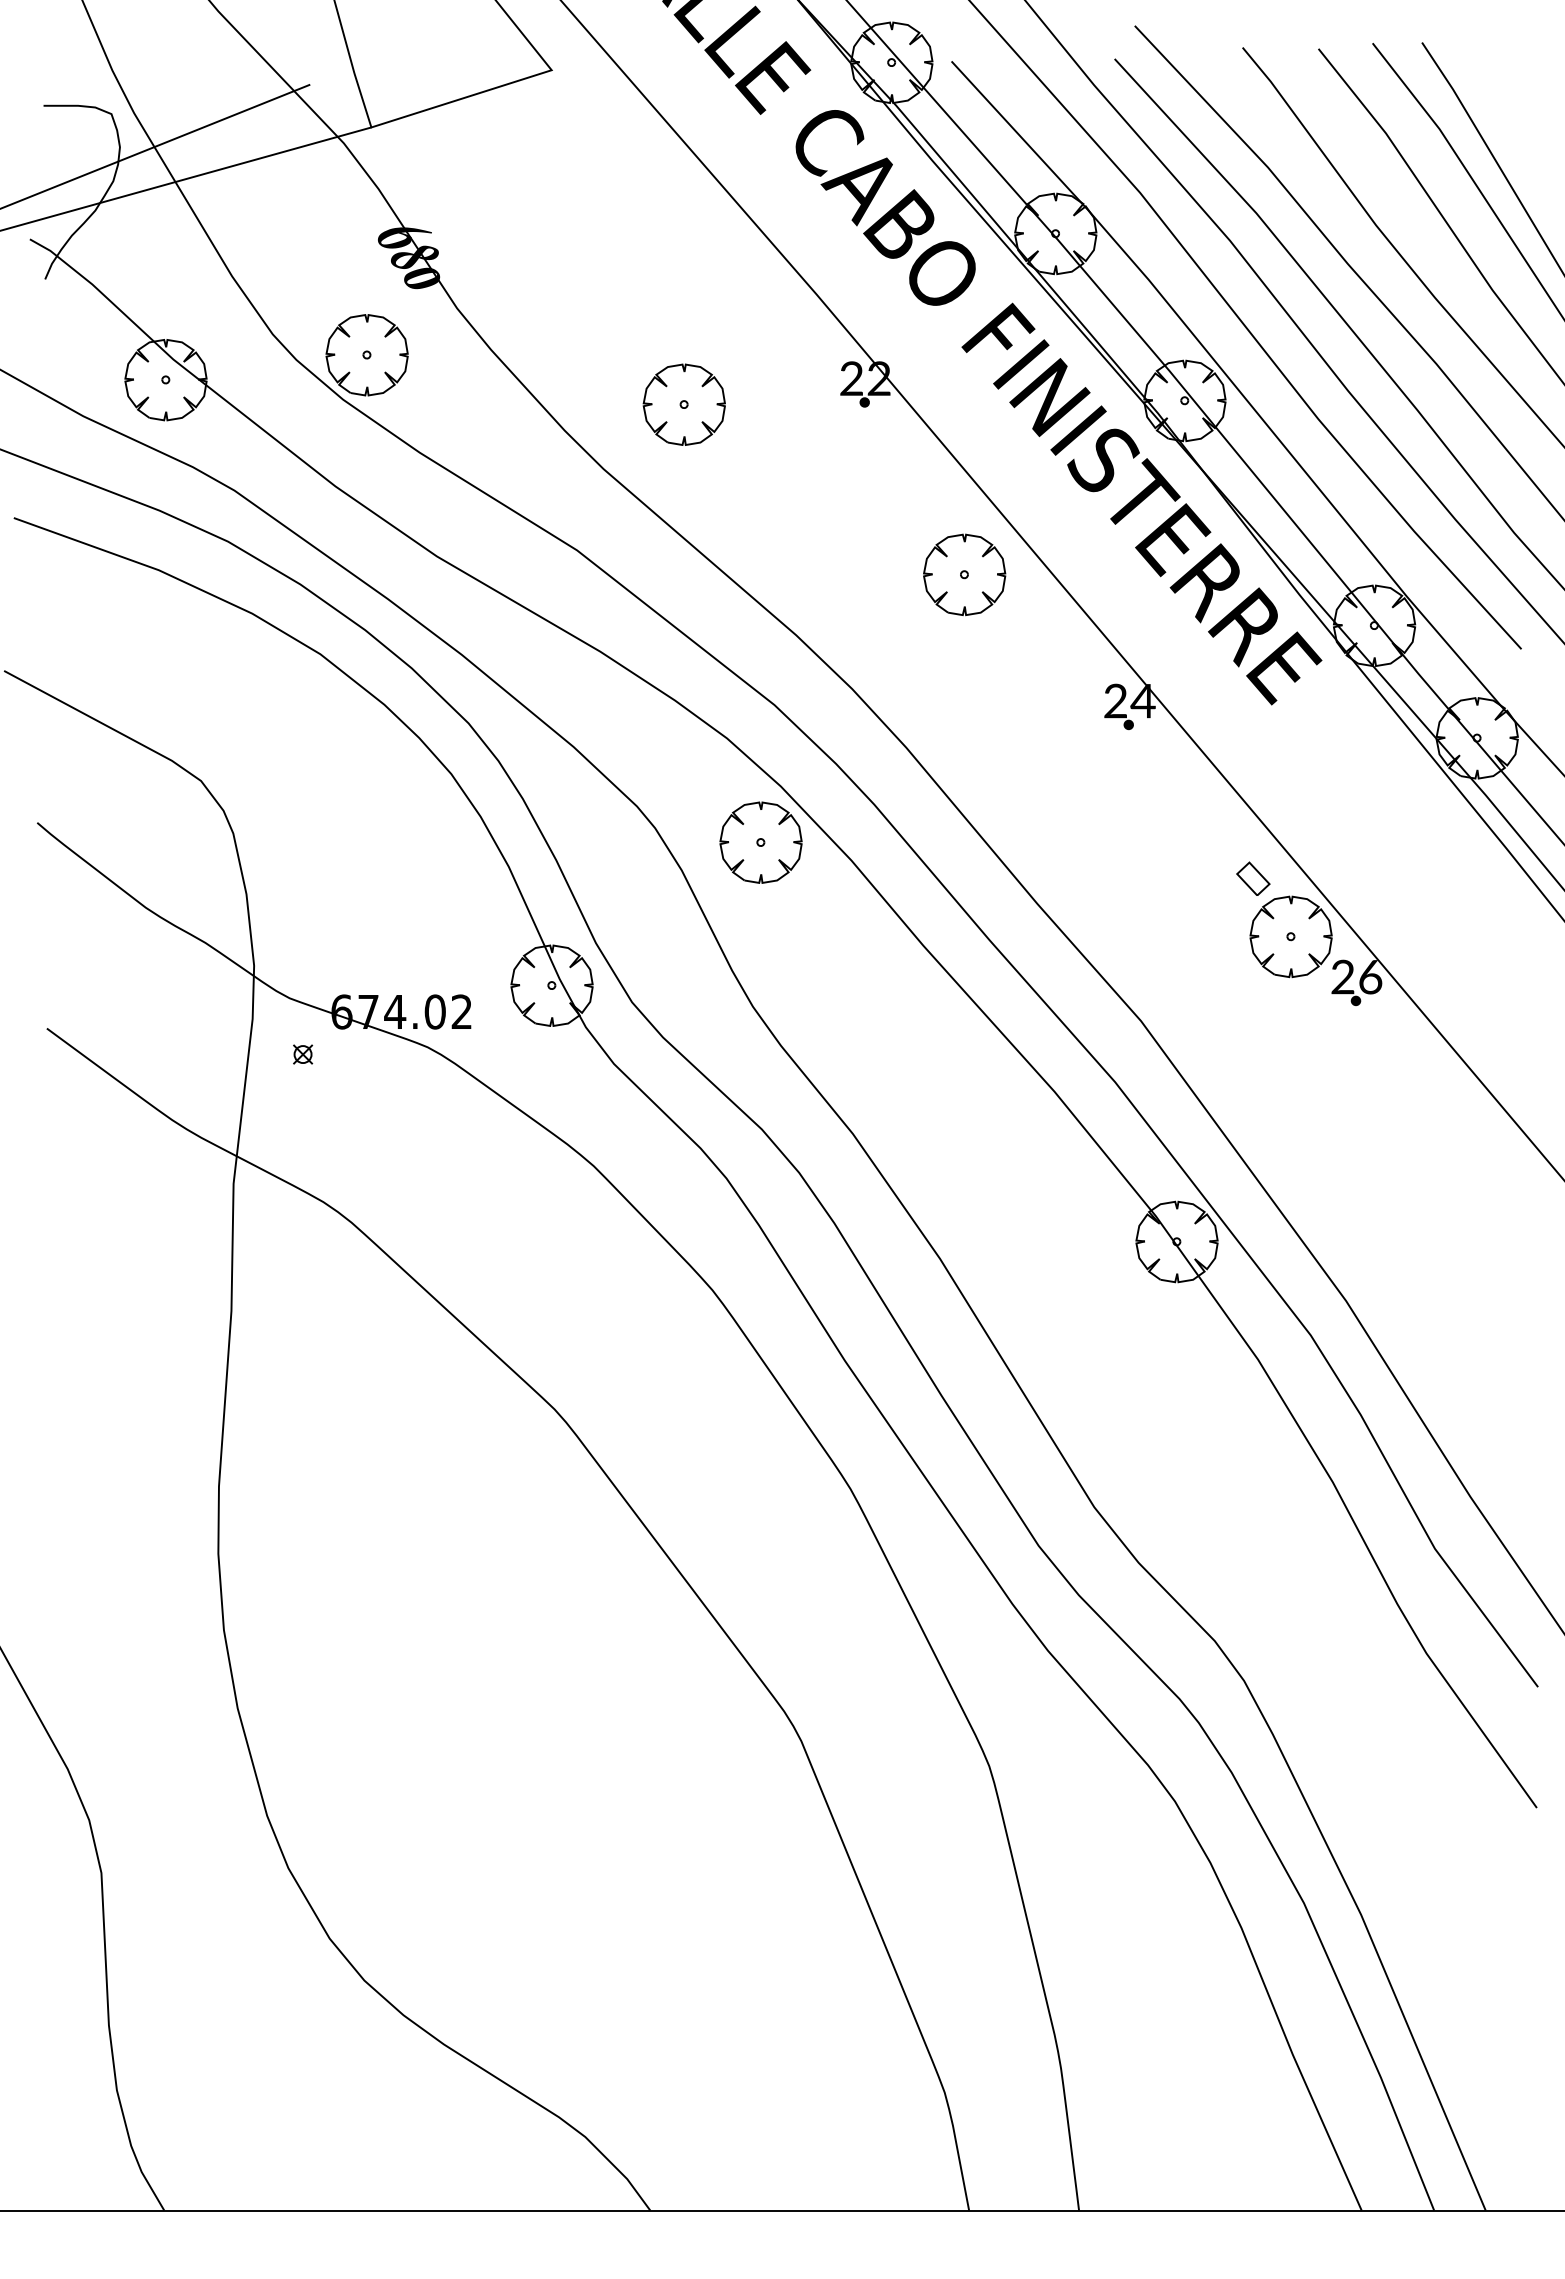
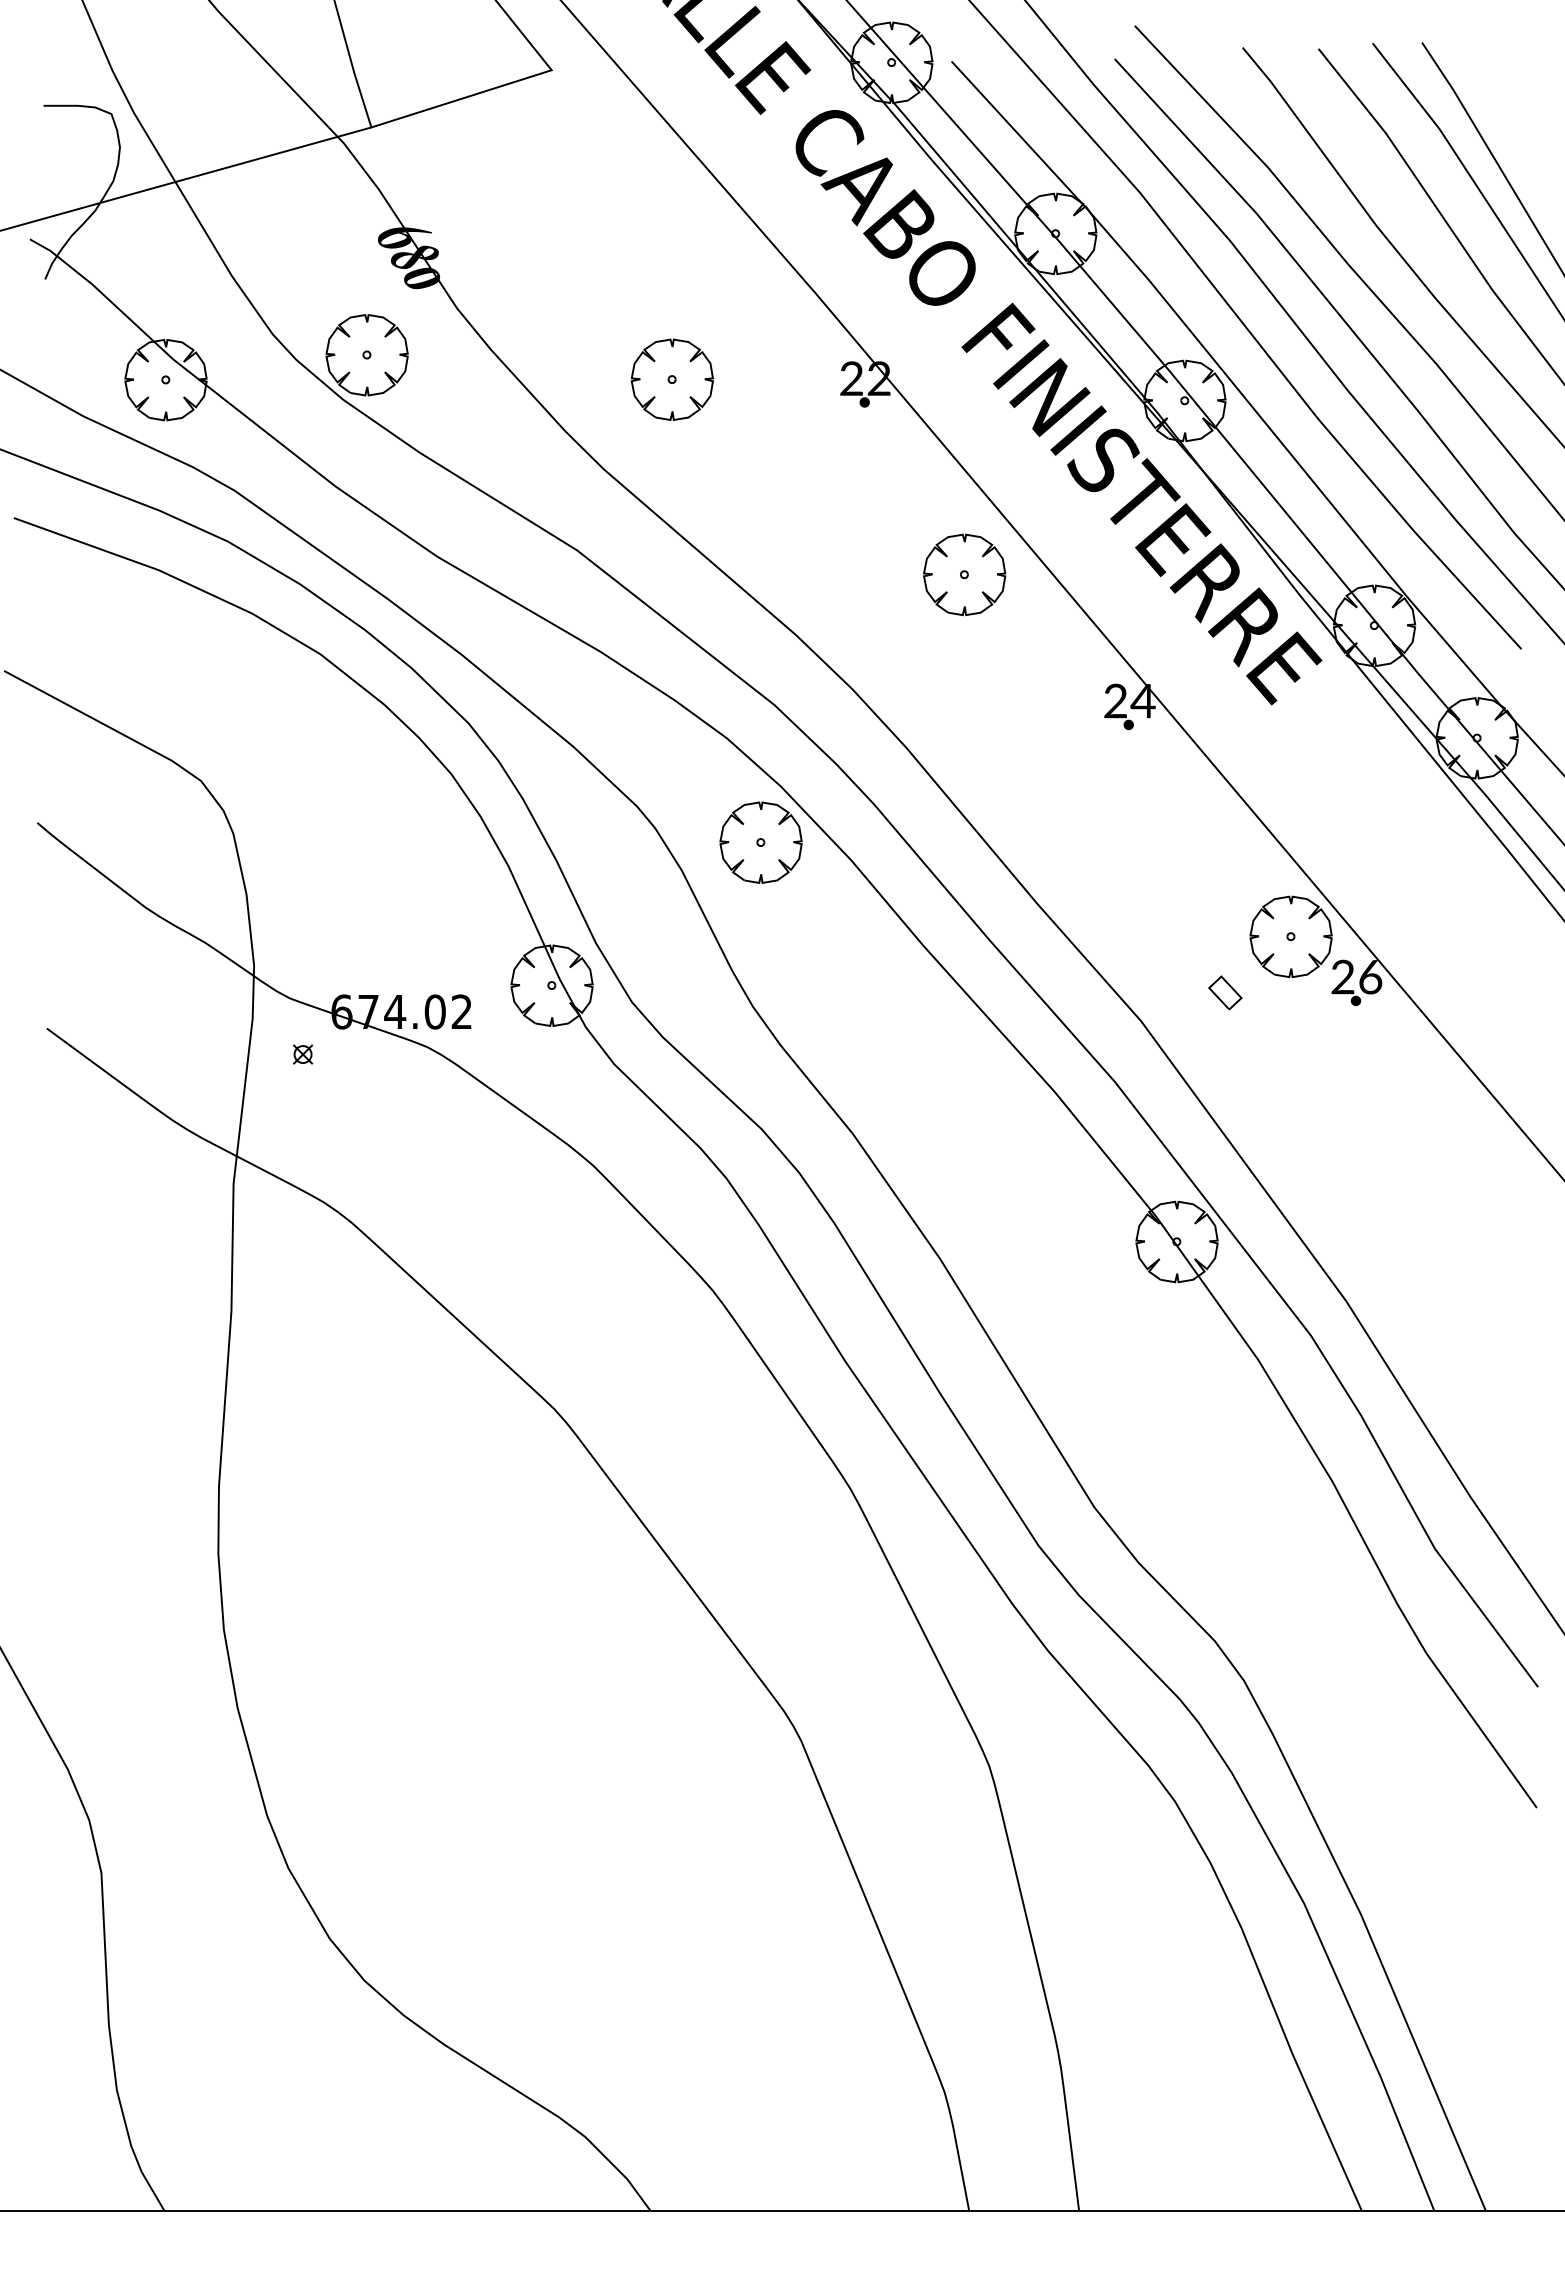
line: present -> none (155, 146)
part position: (683, 404) -> (671, 379) (671, 379)
part position: (1253, 878) -> (1225, 992) (1225, 992)
